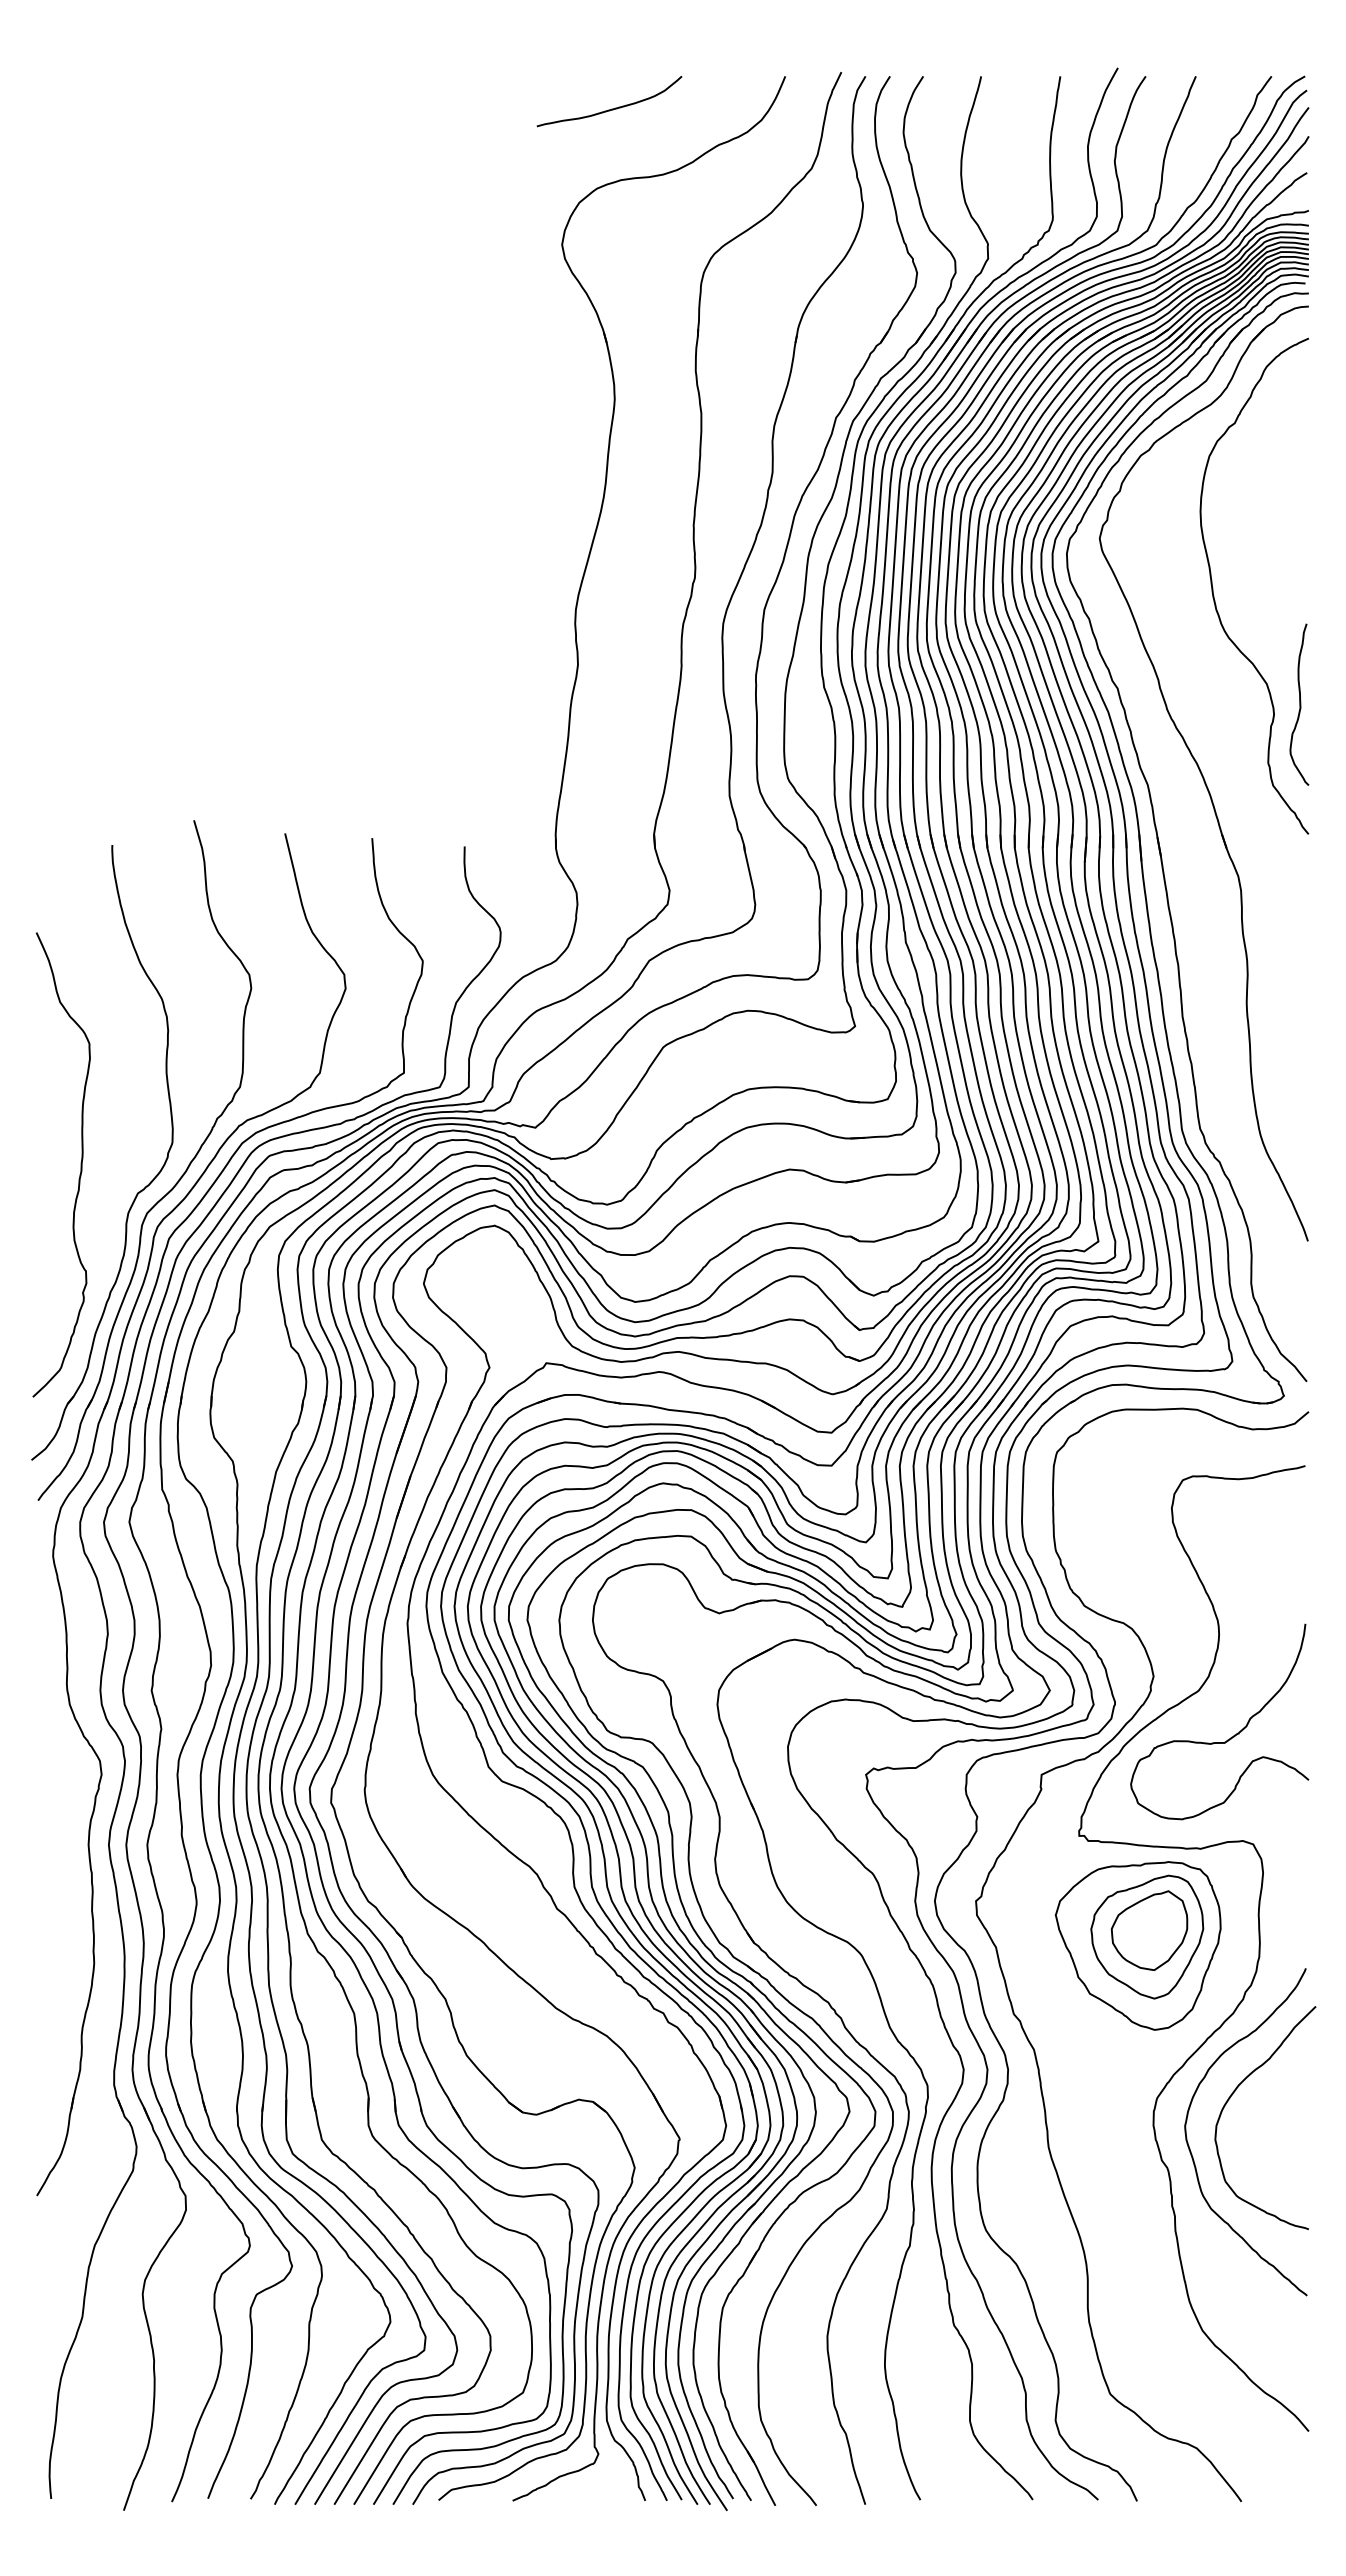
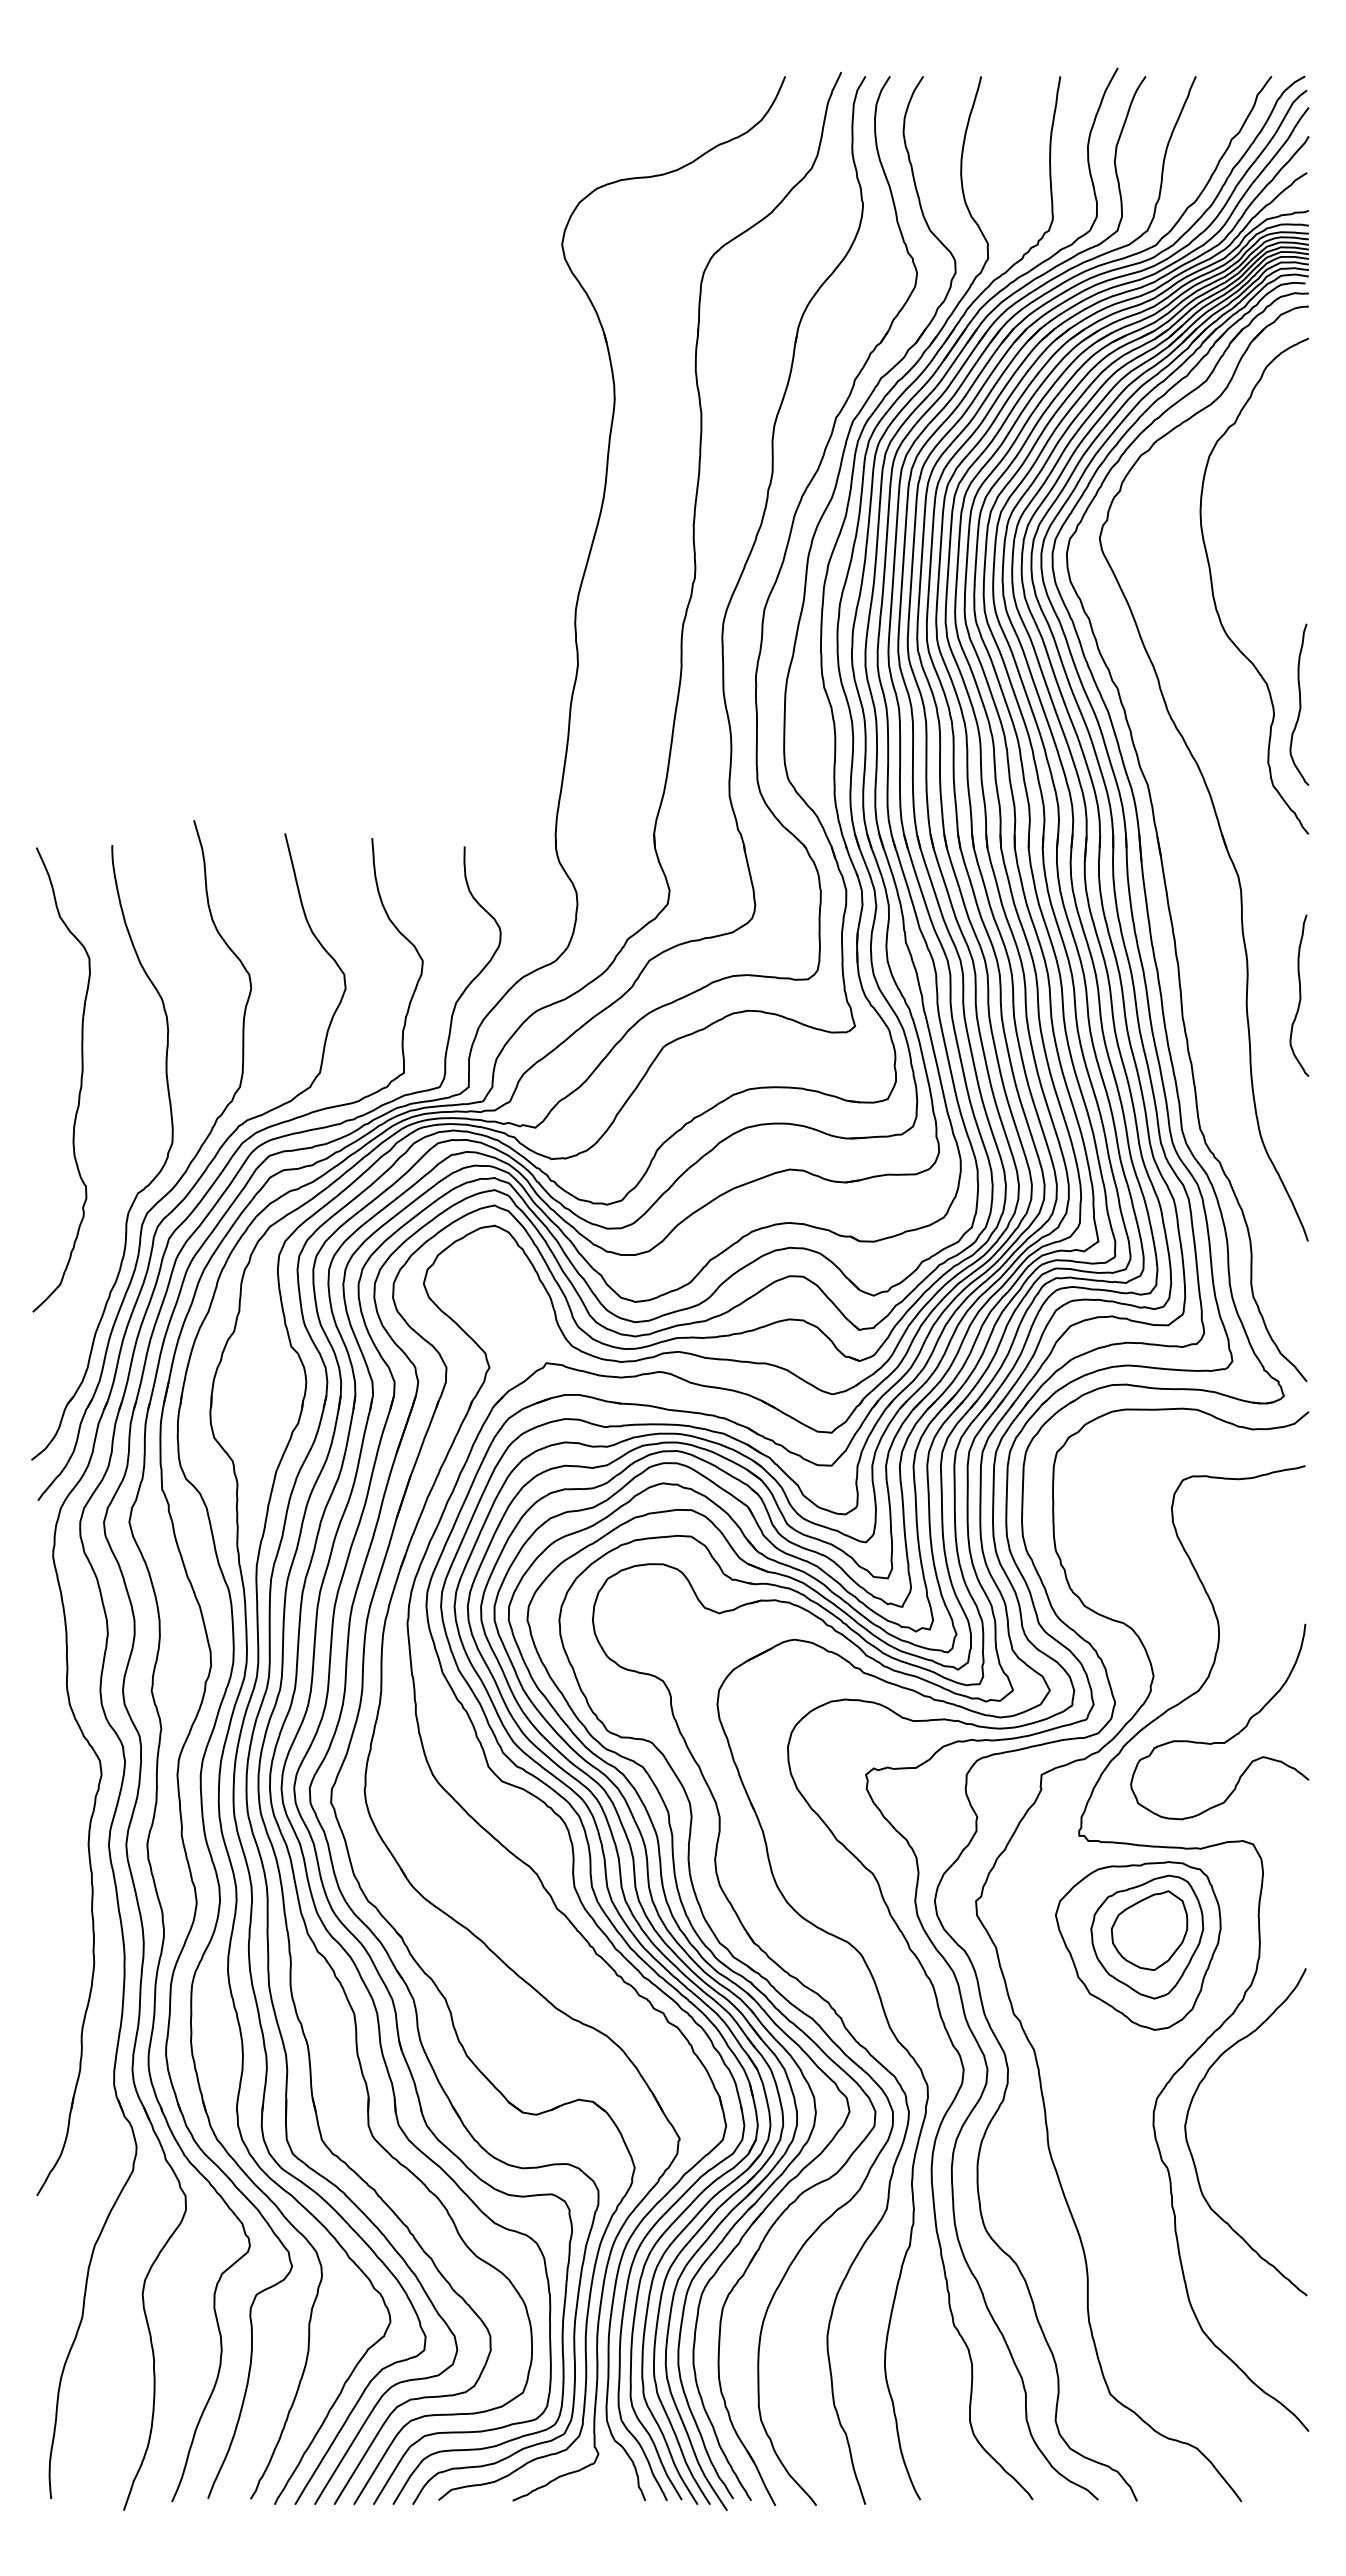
curve: present -> none (611, 108)
curve: none -> present (1299, 995)
curve position: (80, 1164) -> (80, 1079) (80, 1079)
curve: present -> none (1233, 2094)
